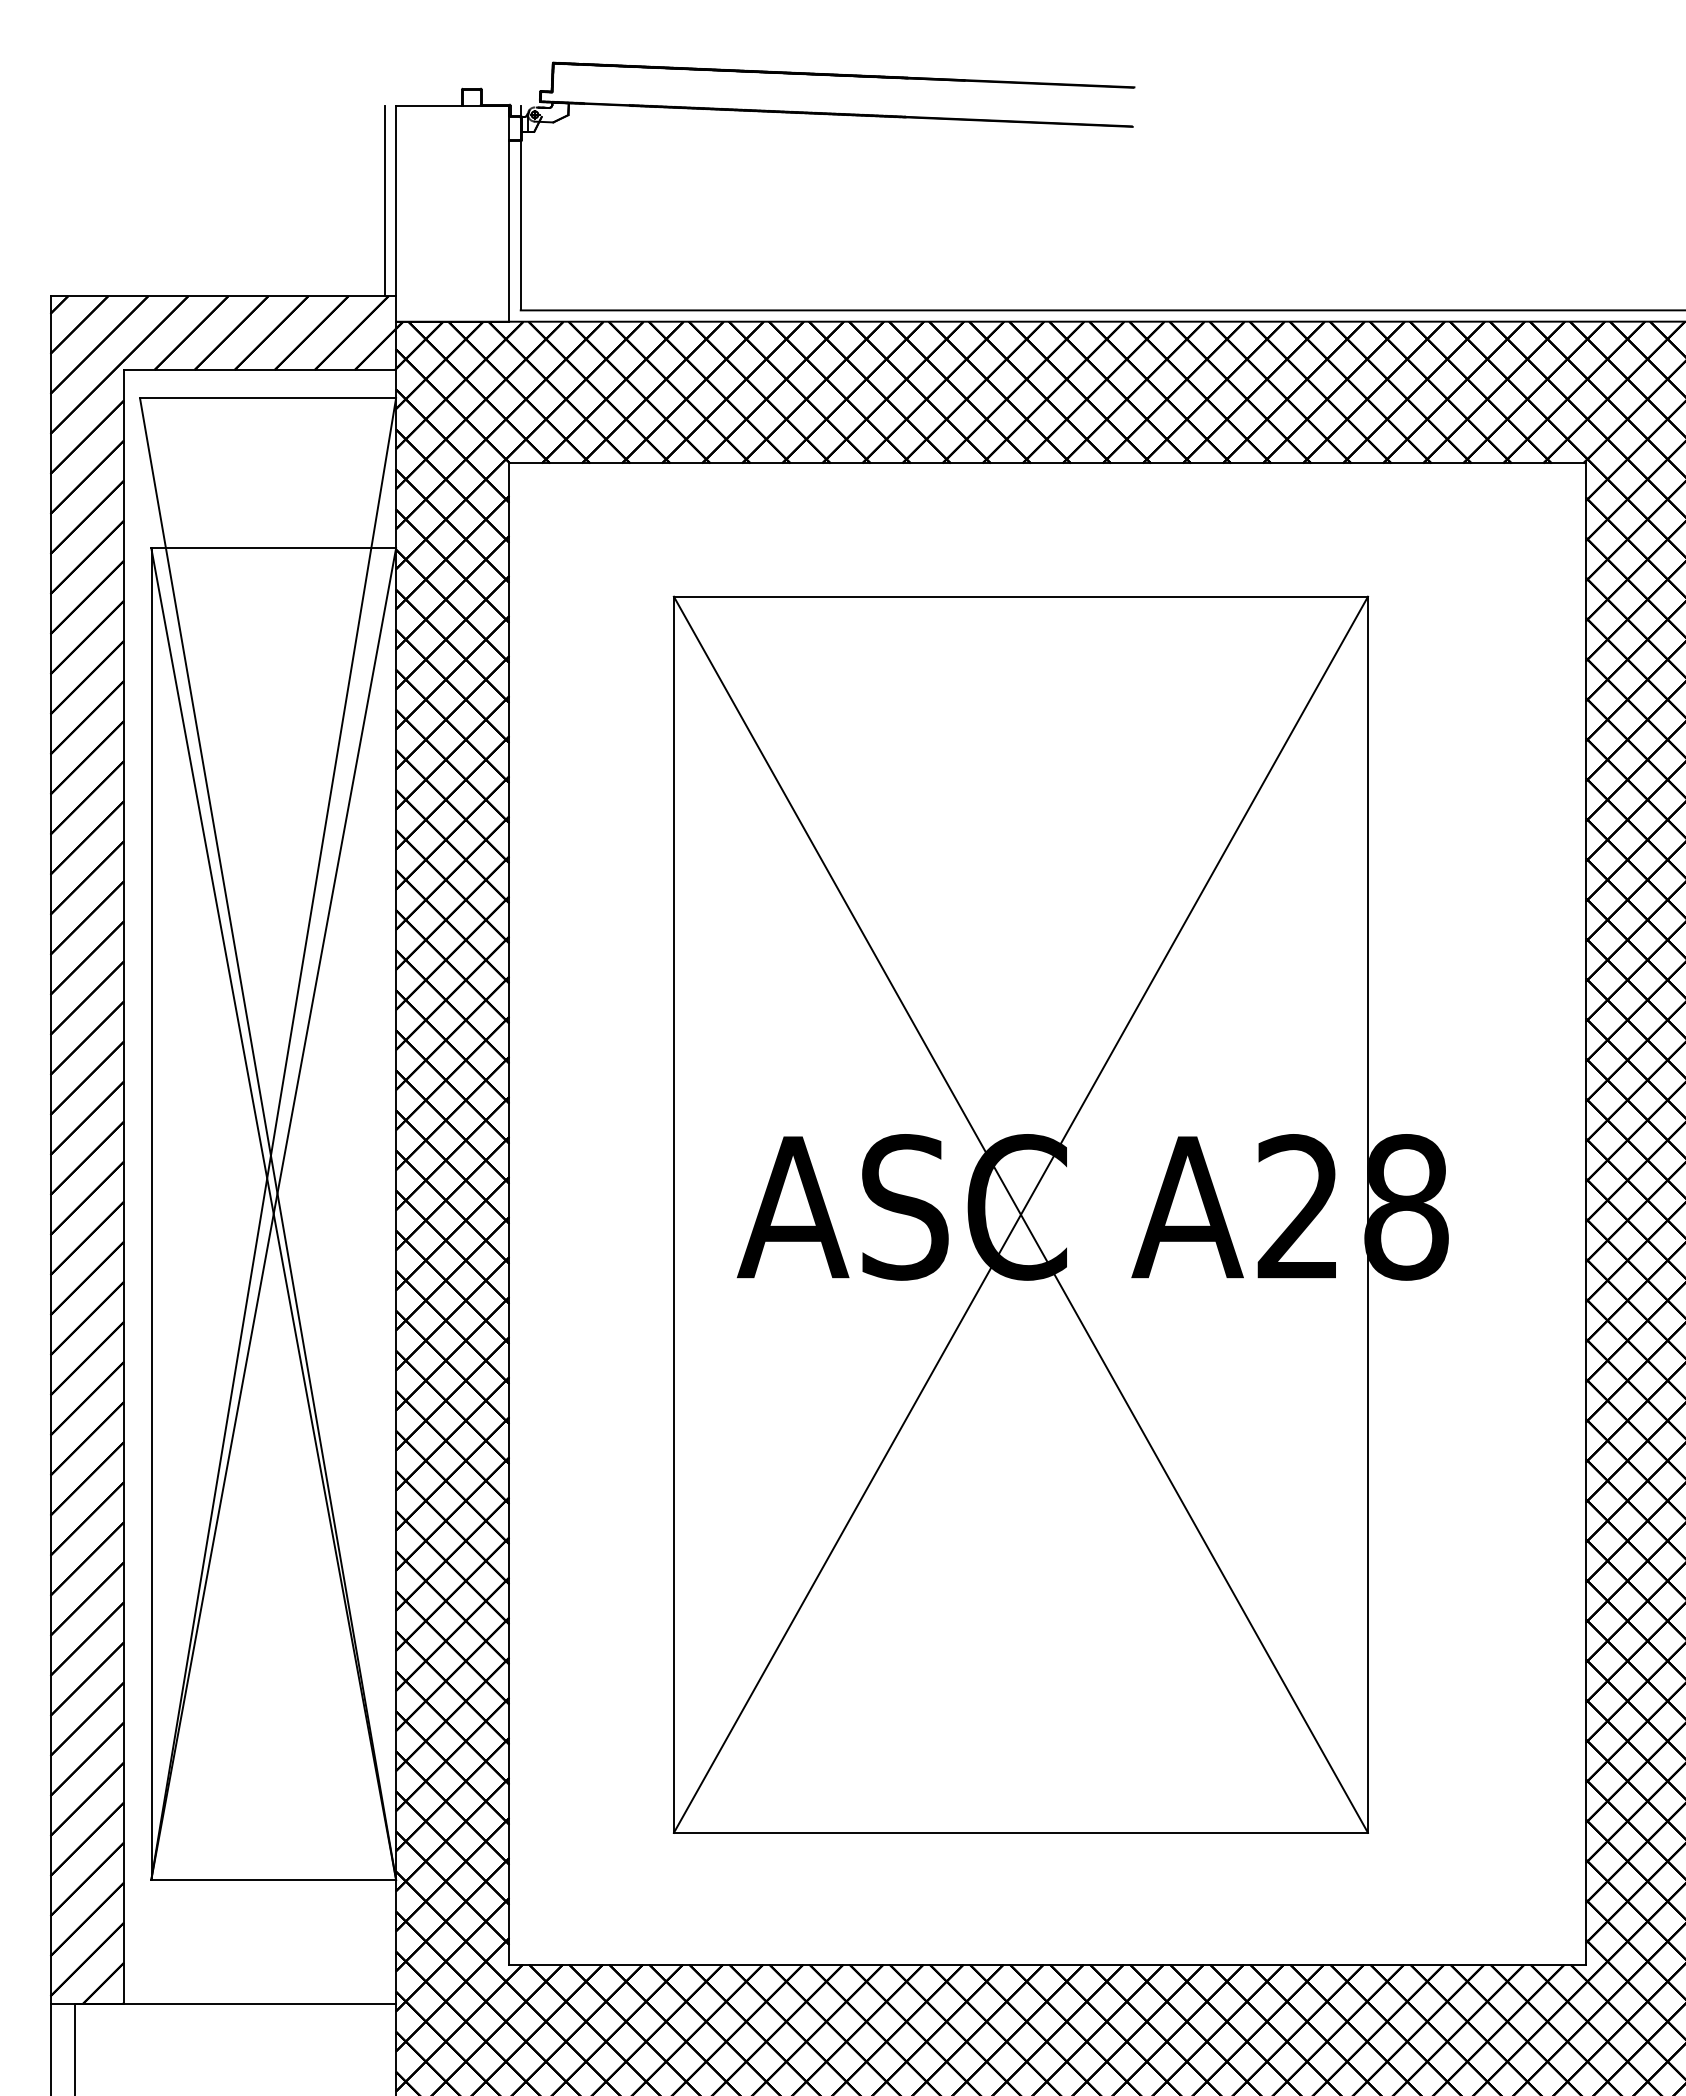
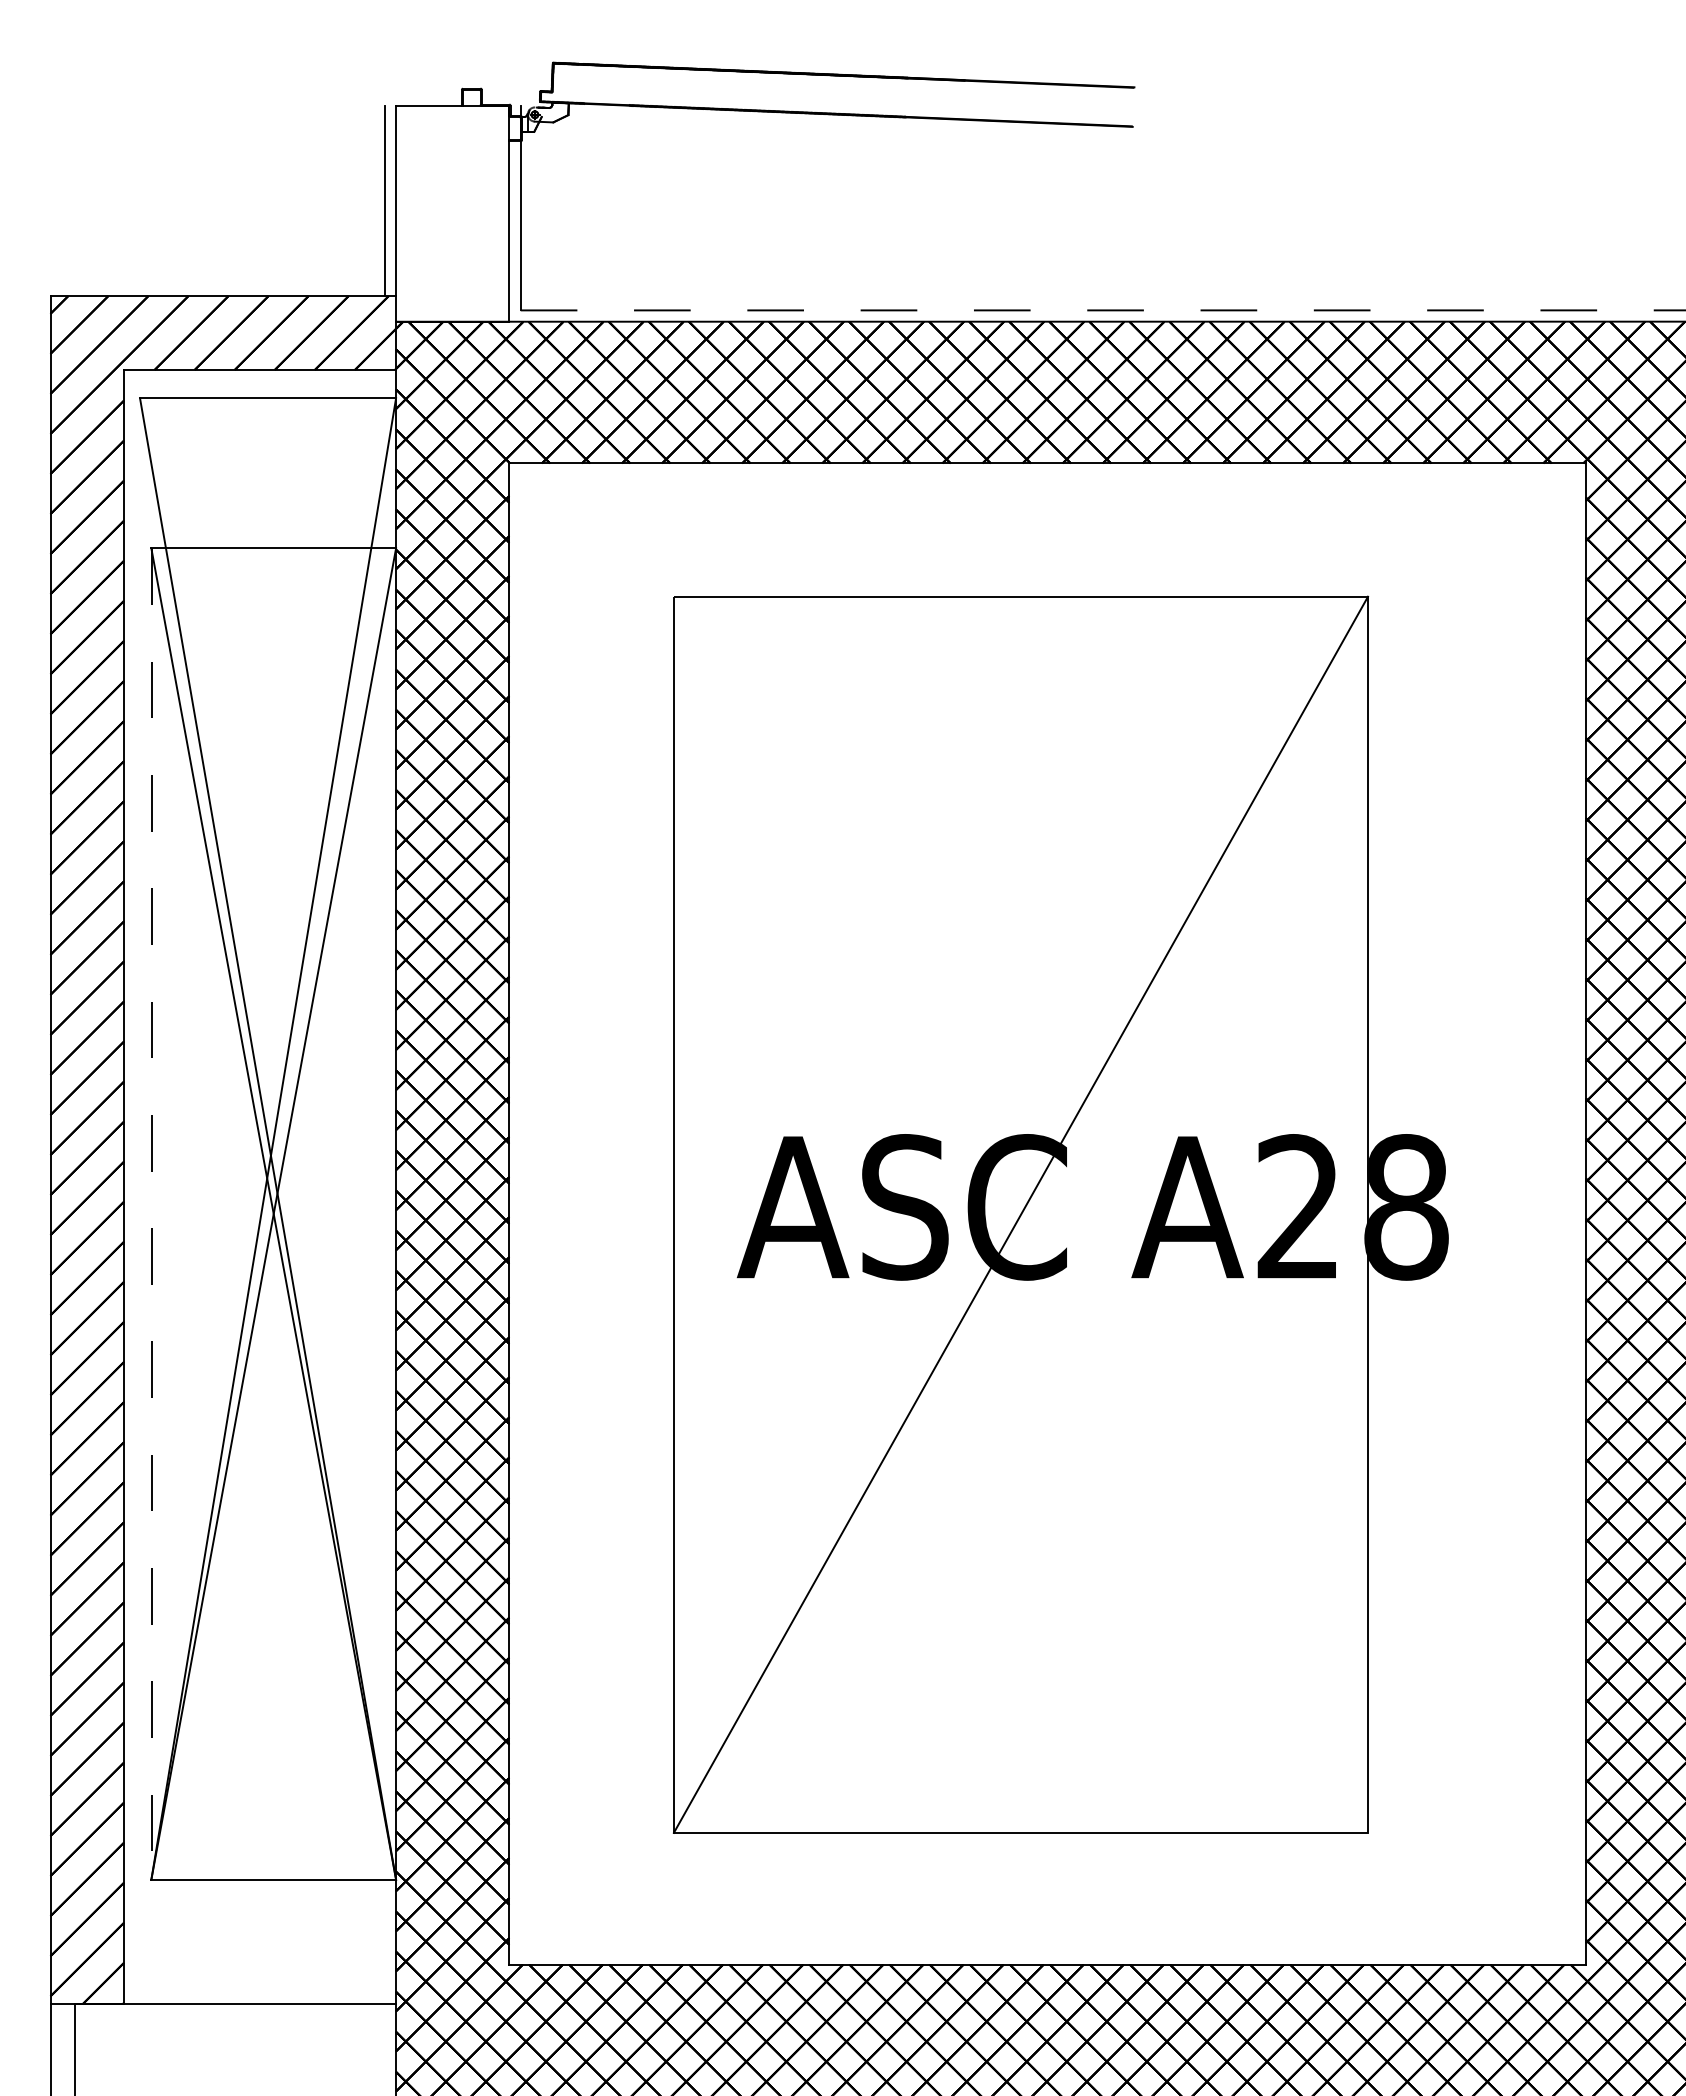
line: solid -> dashed (1103, 310)
line: solid -> dashed (152, 1214)
line: present -> none (1020, 1214)
